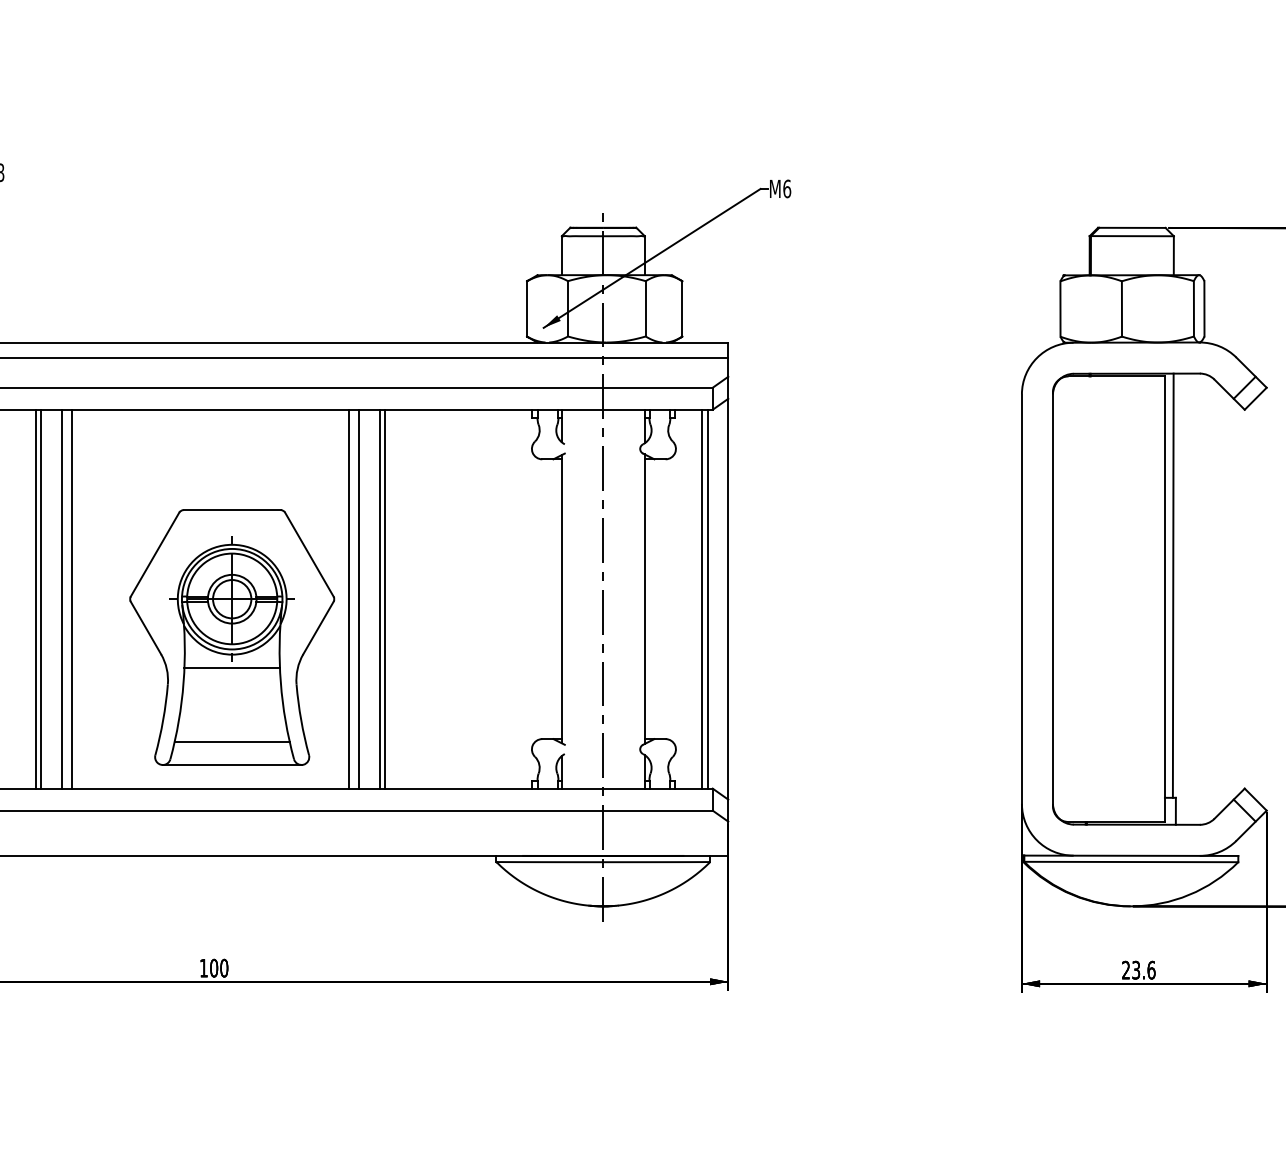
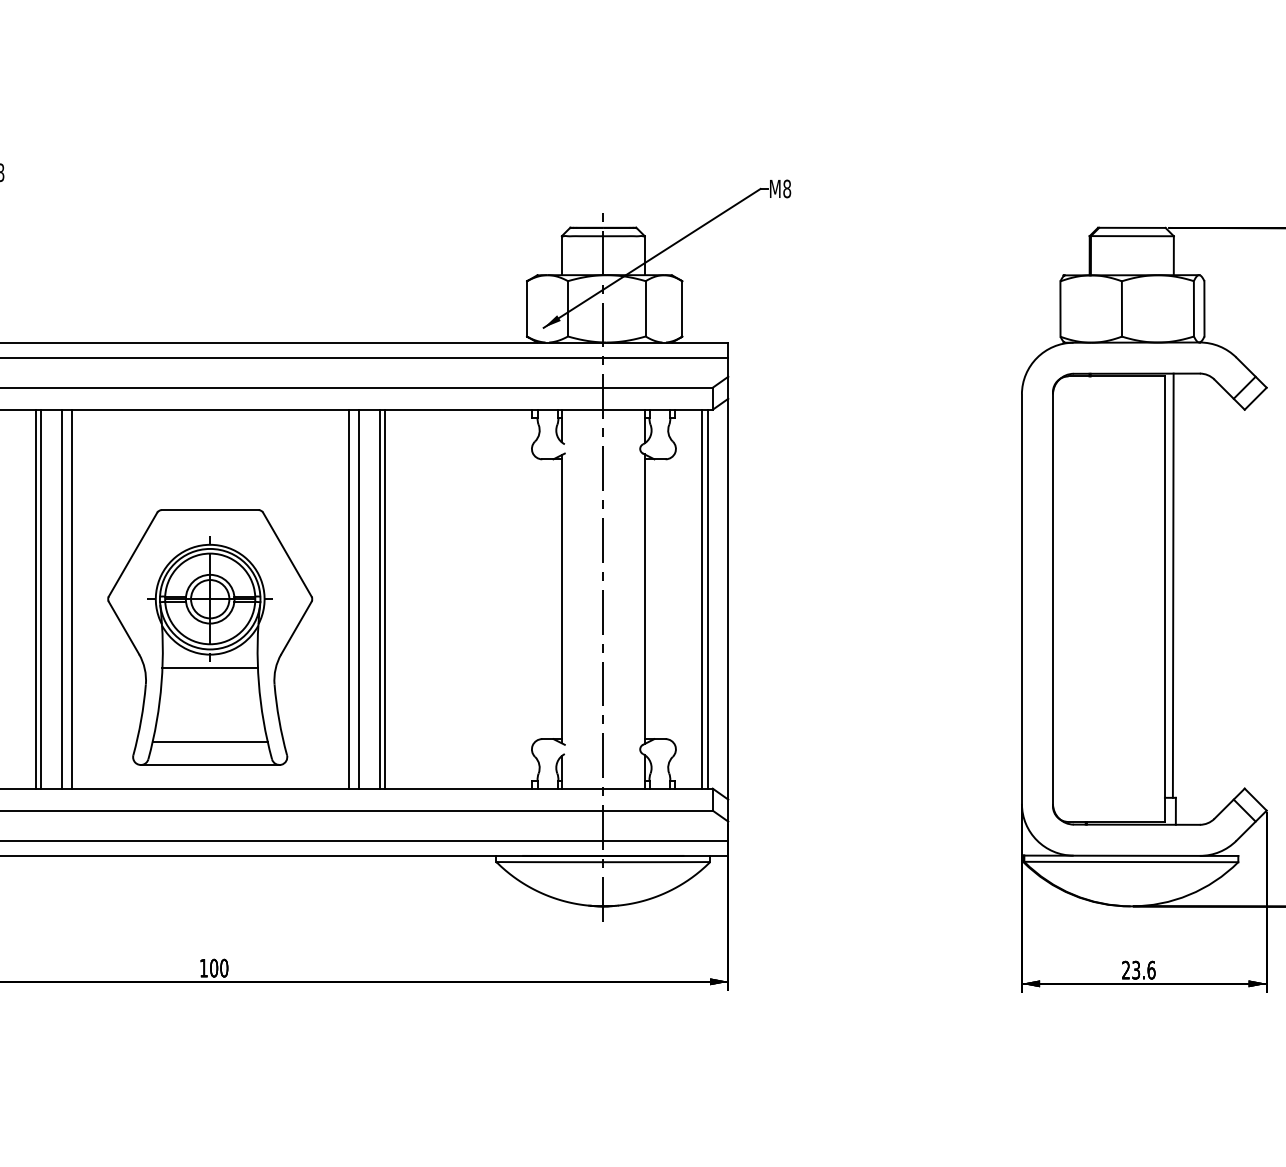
text: M6 -> M8 (787, 188)
part position: (232, 637) -> (210, 637) (210, 637)
line: none -> present (365, 840)
